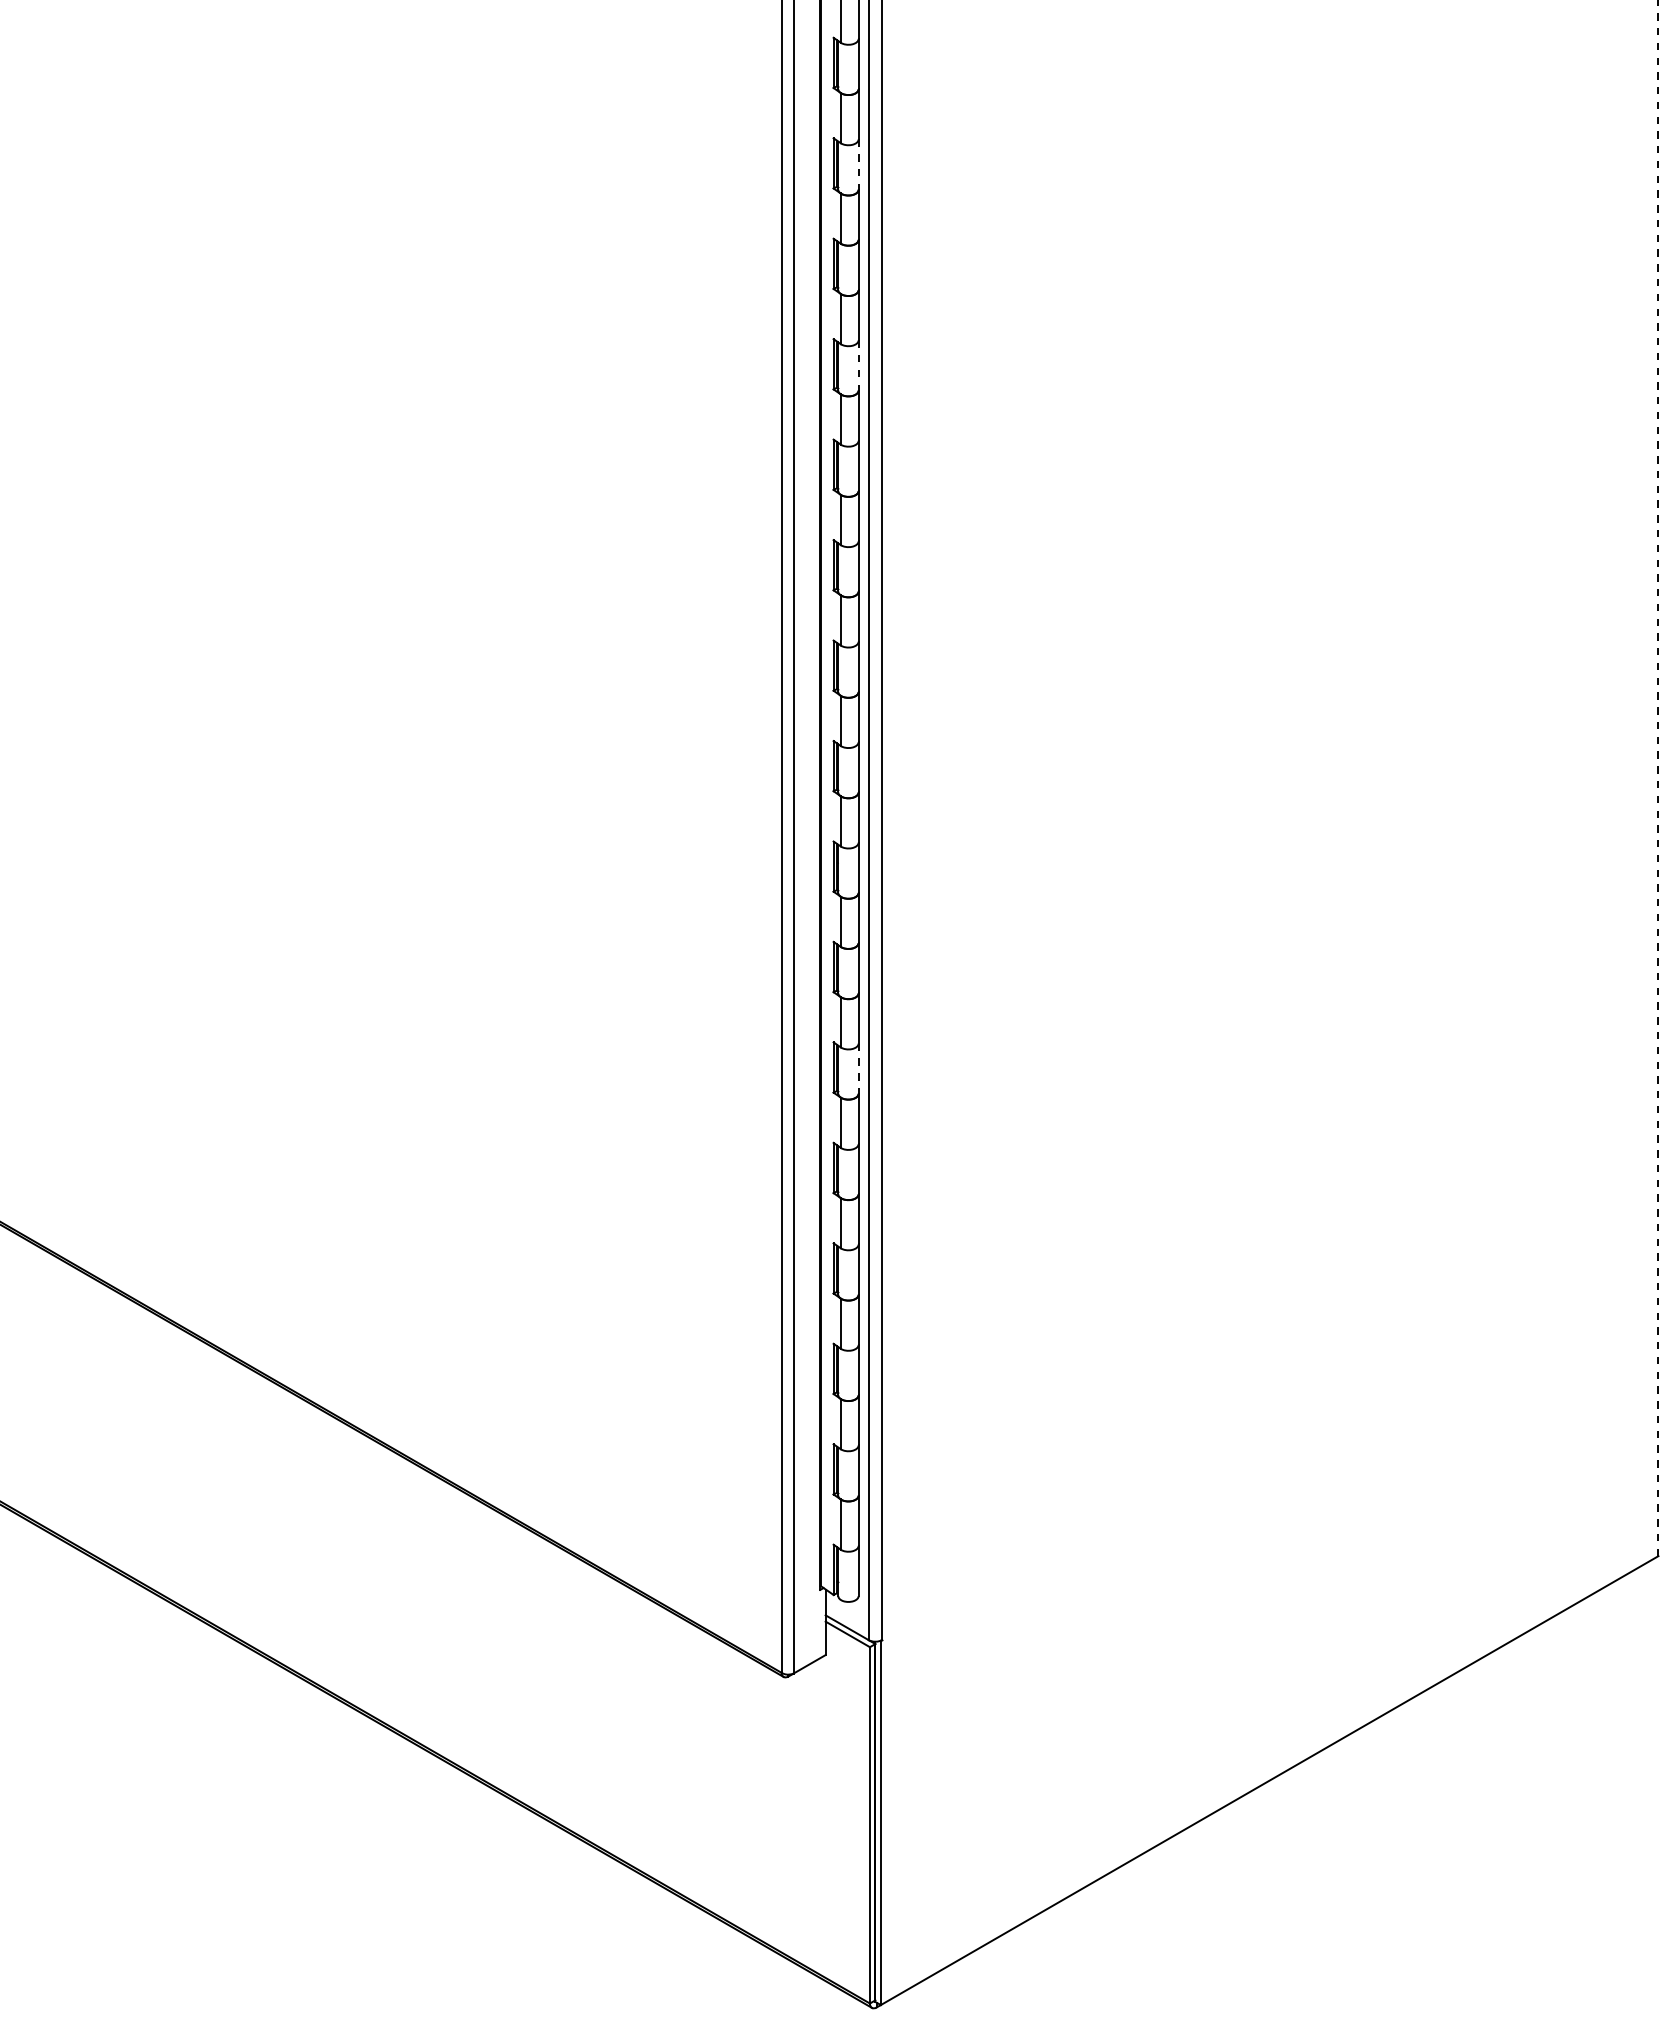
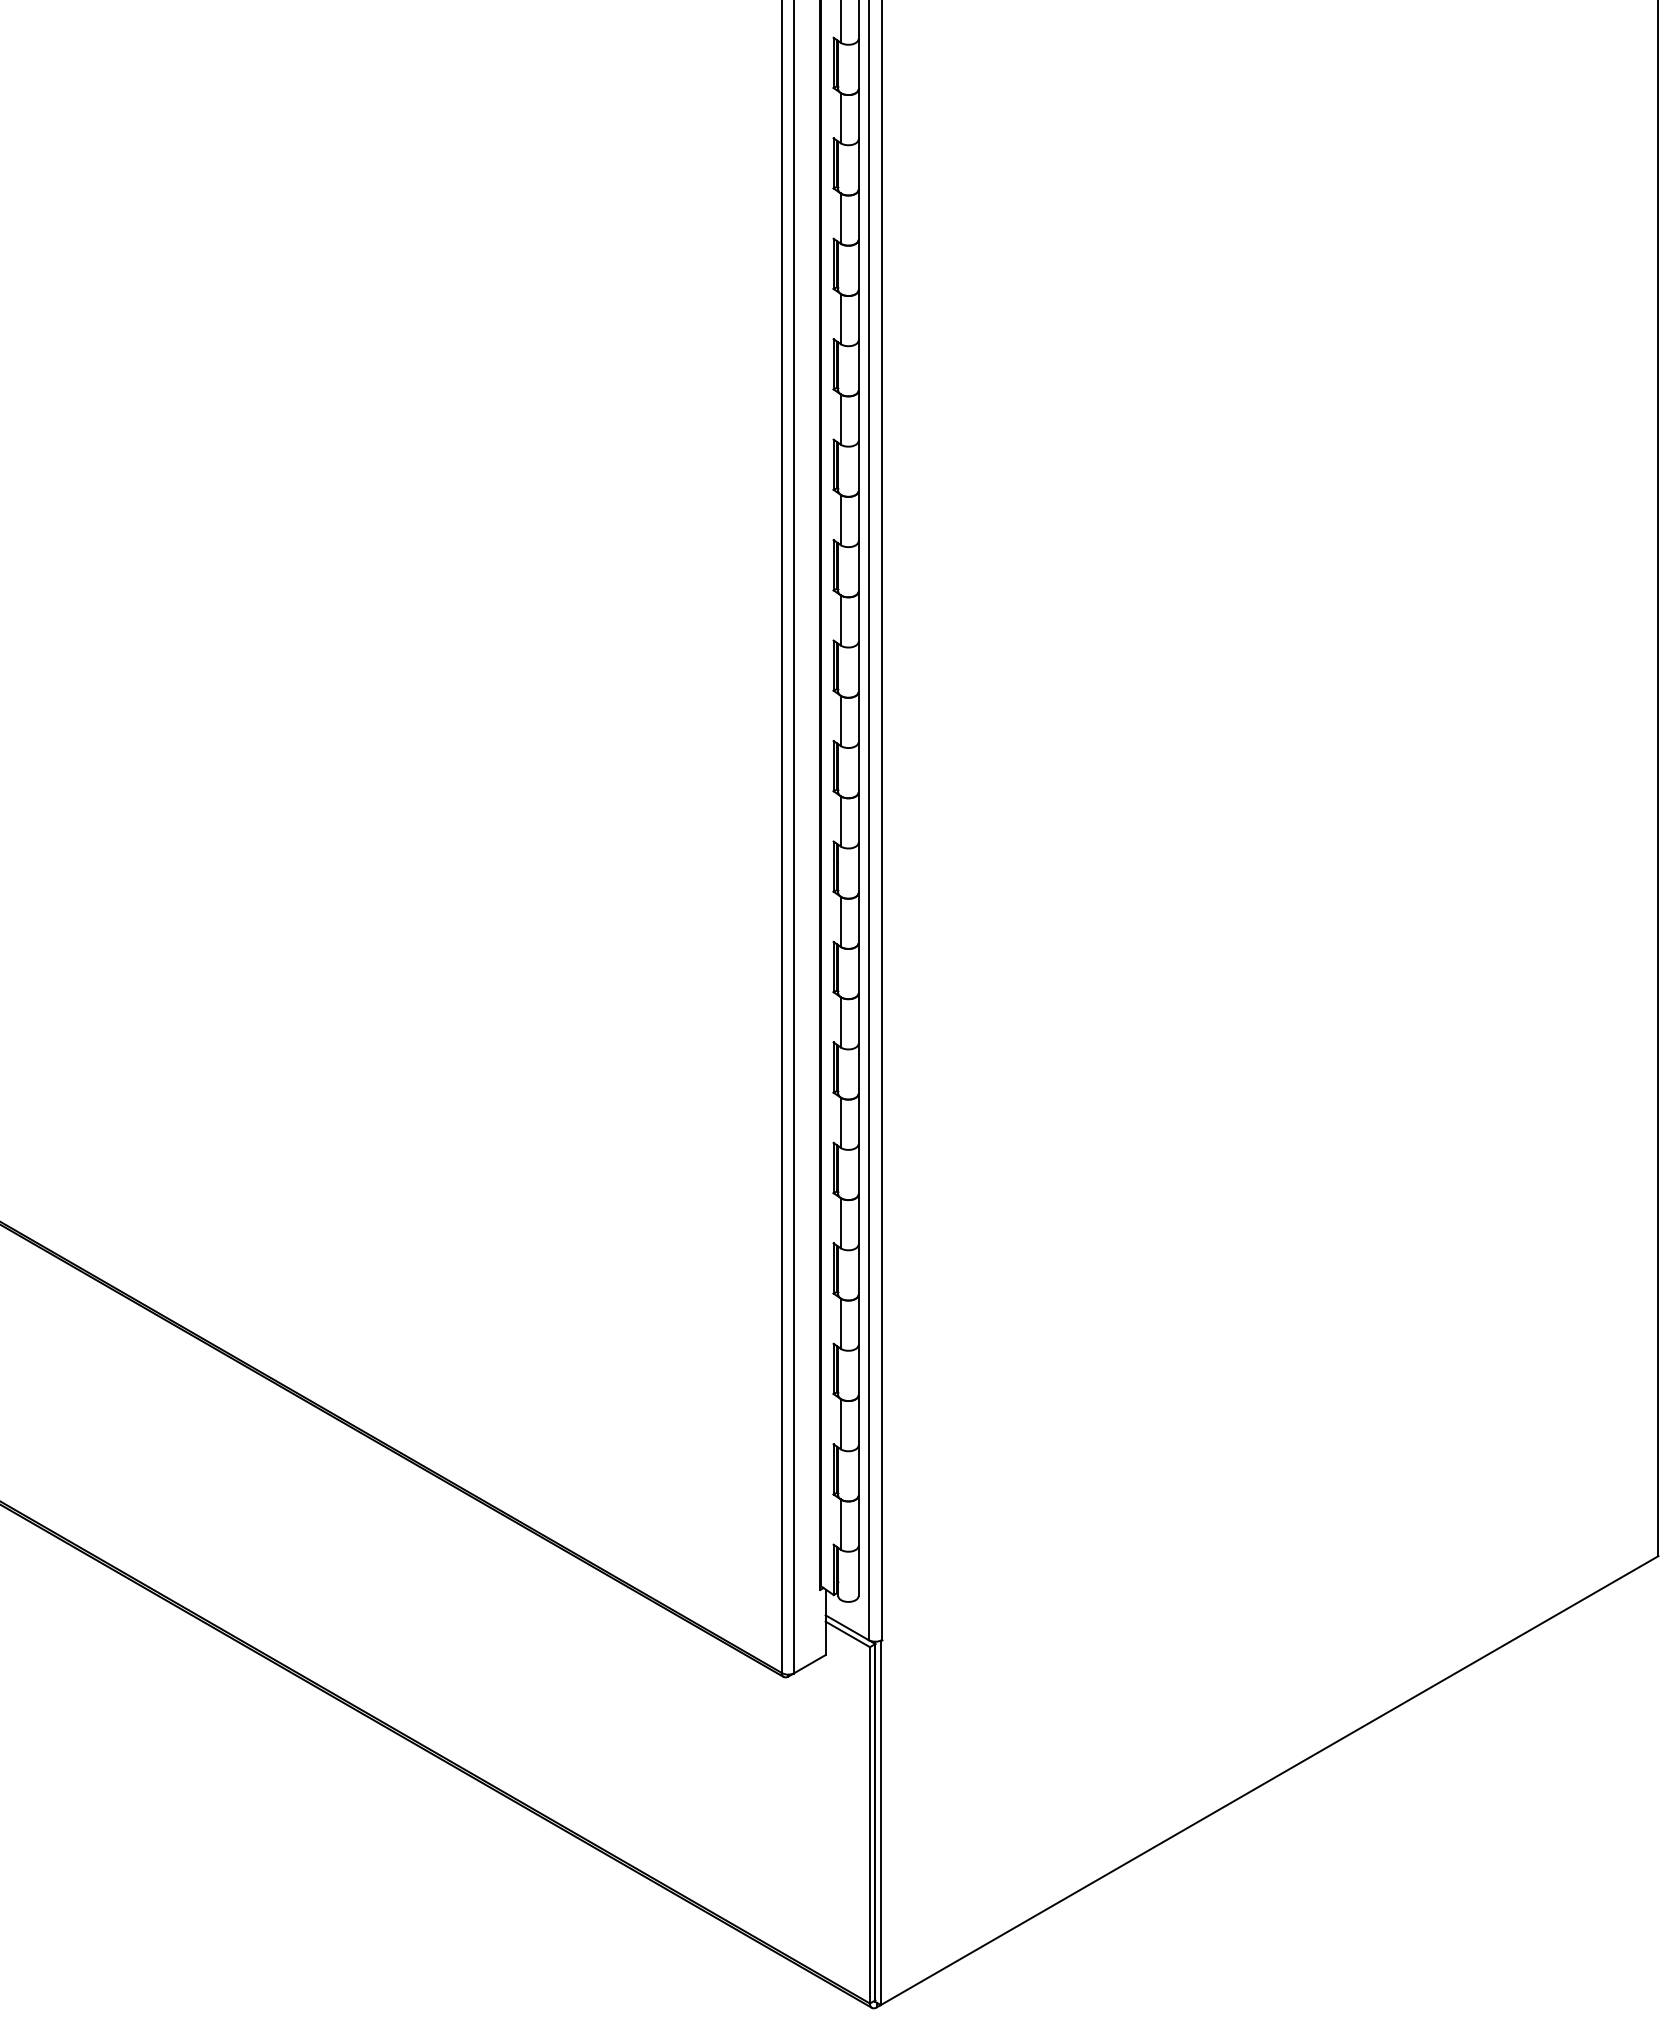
line: dashed -> solid (858, 165)
line: dashed -> solid (858, 365)
line: dashed -> solid (1658, 778)
line: dashed -> solid (858, 1069)
